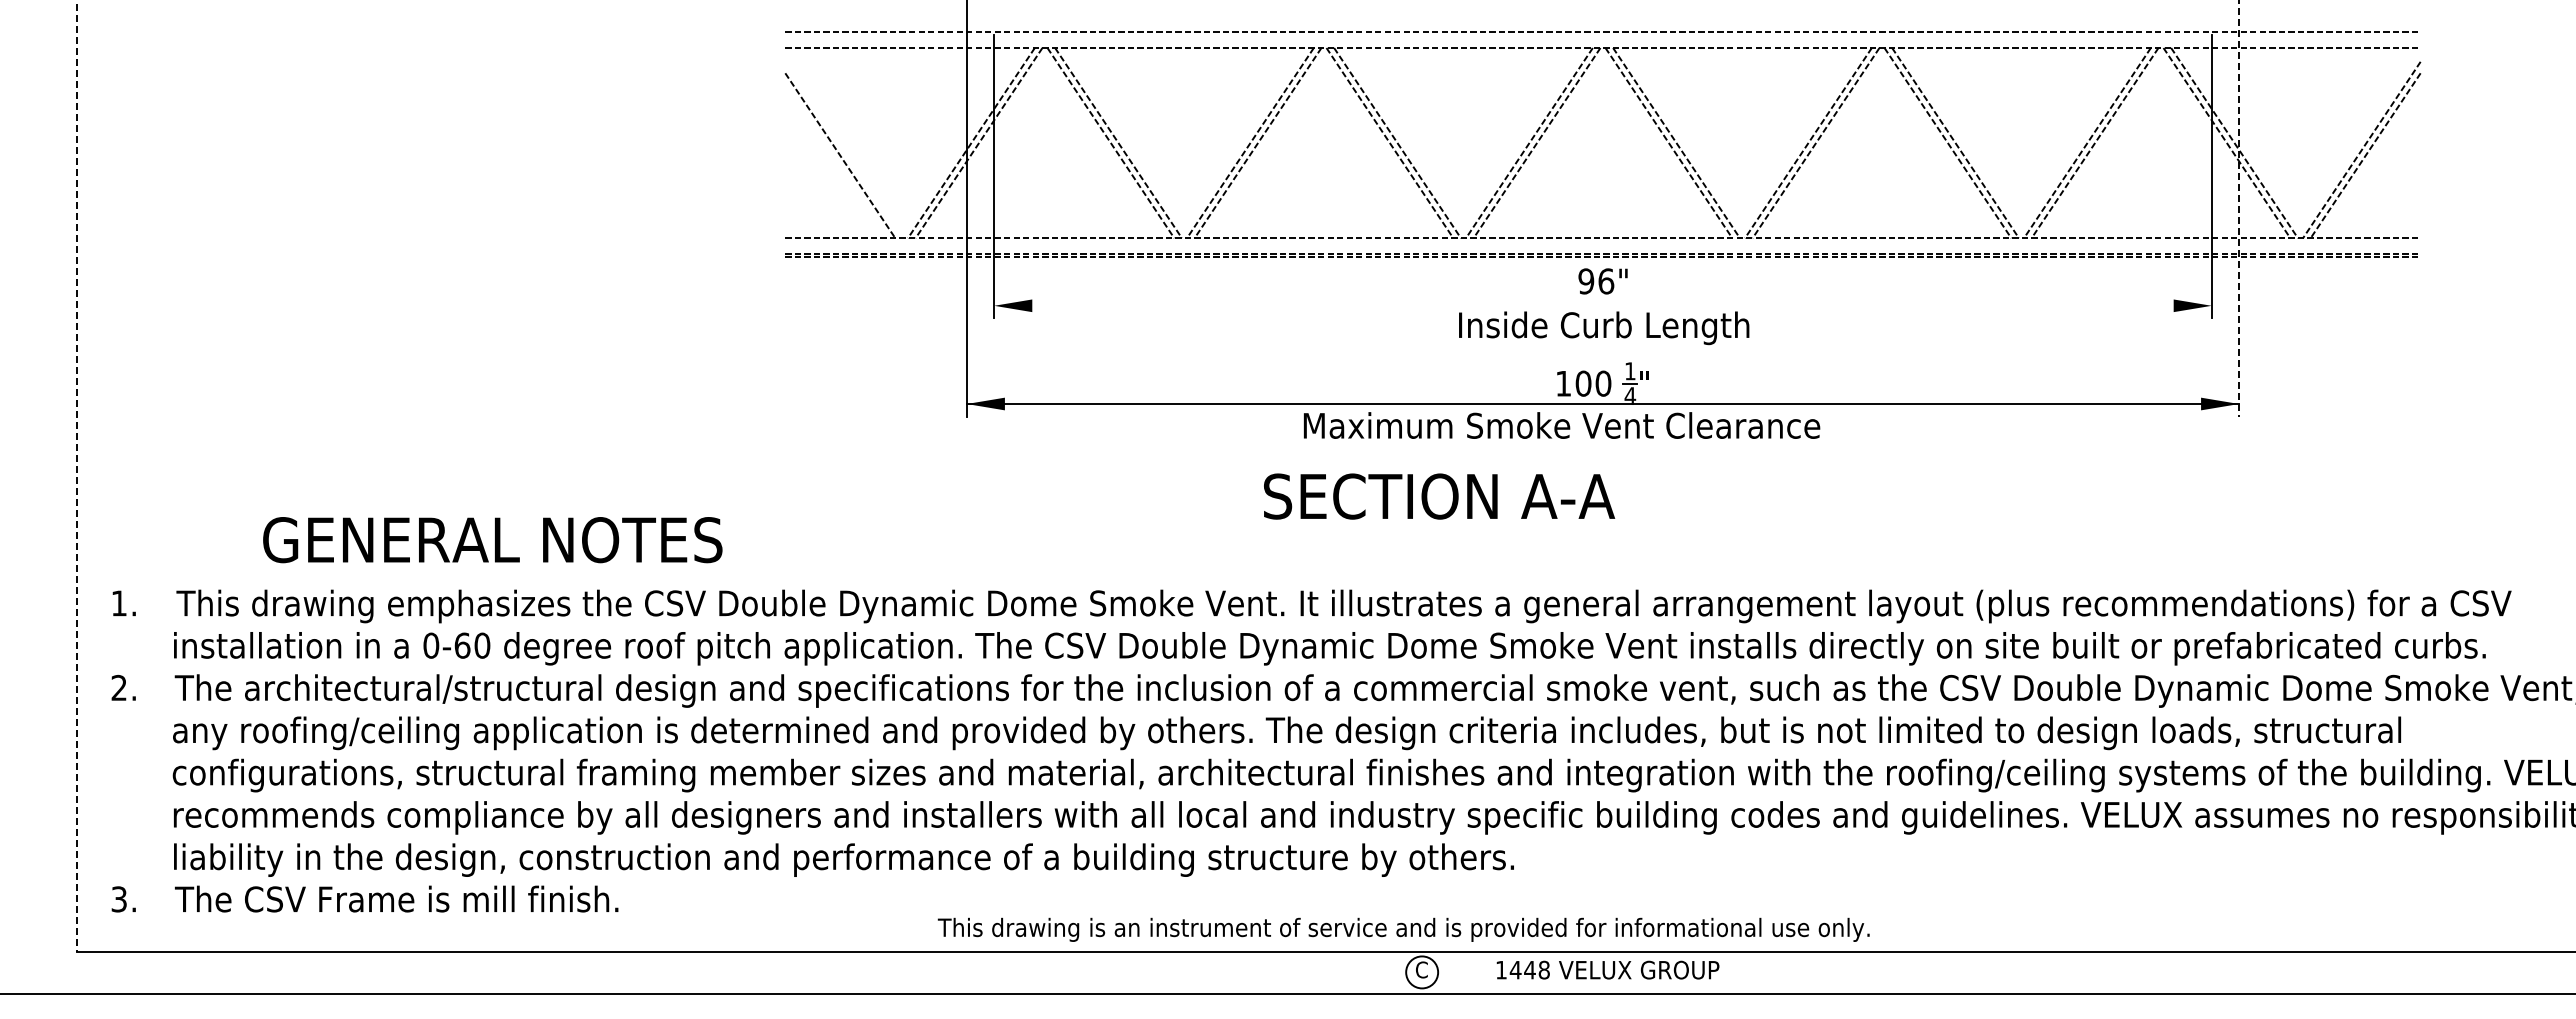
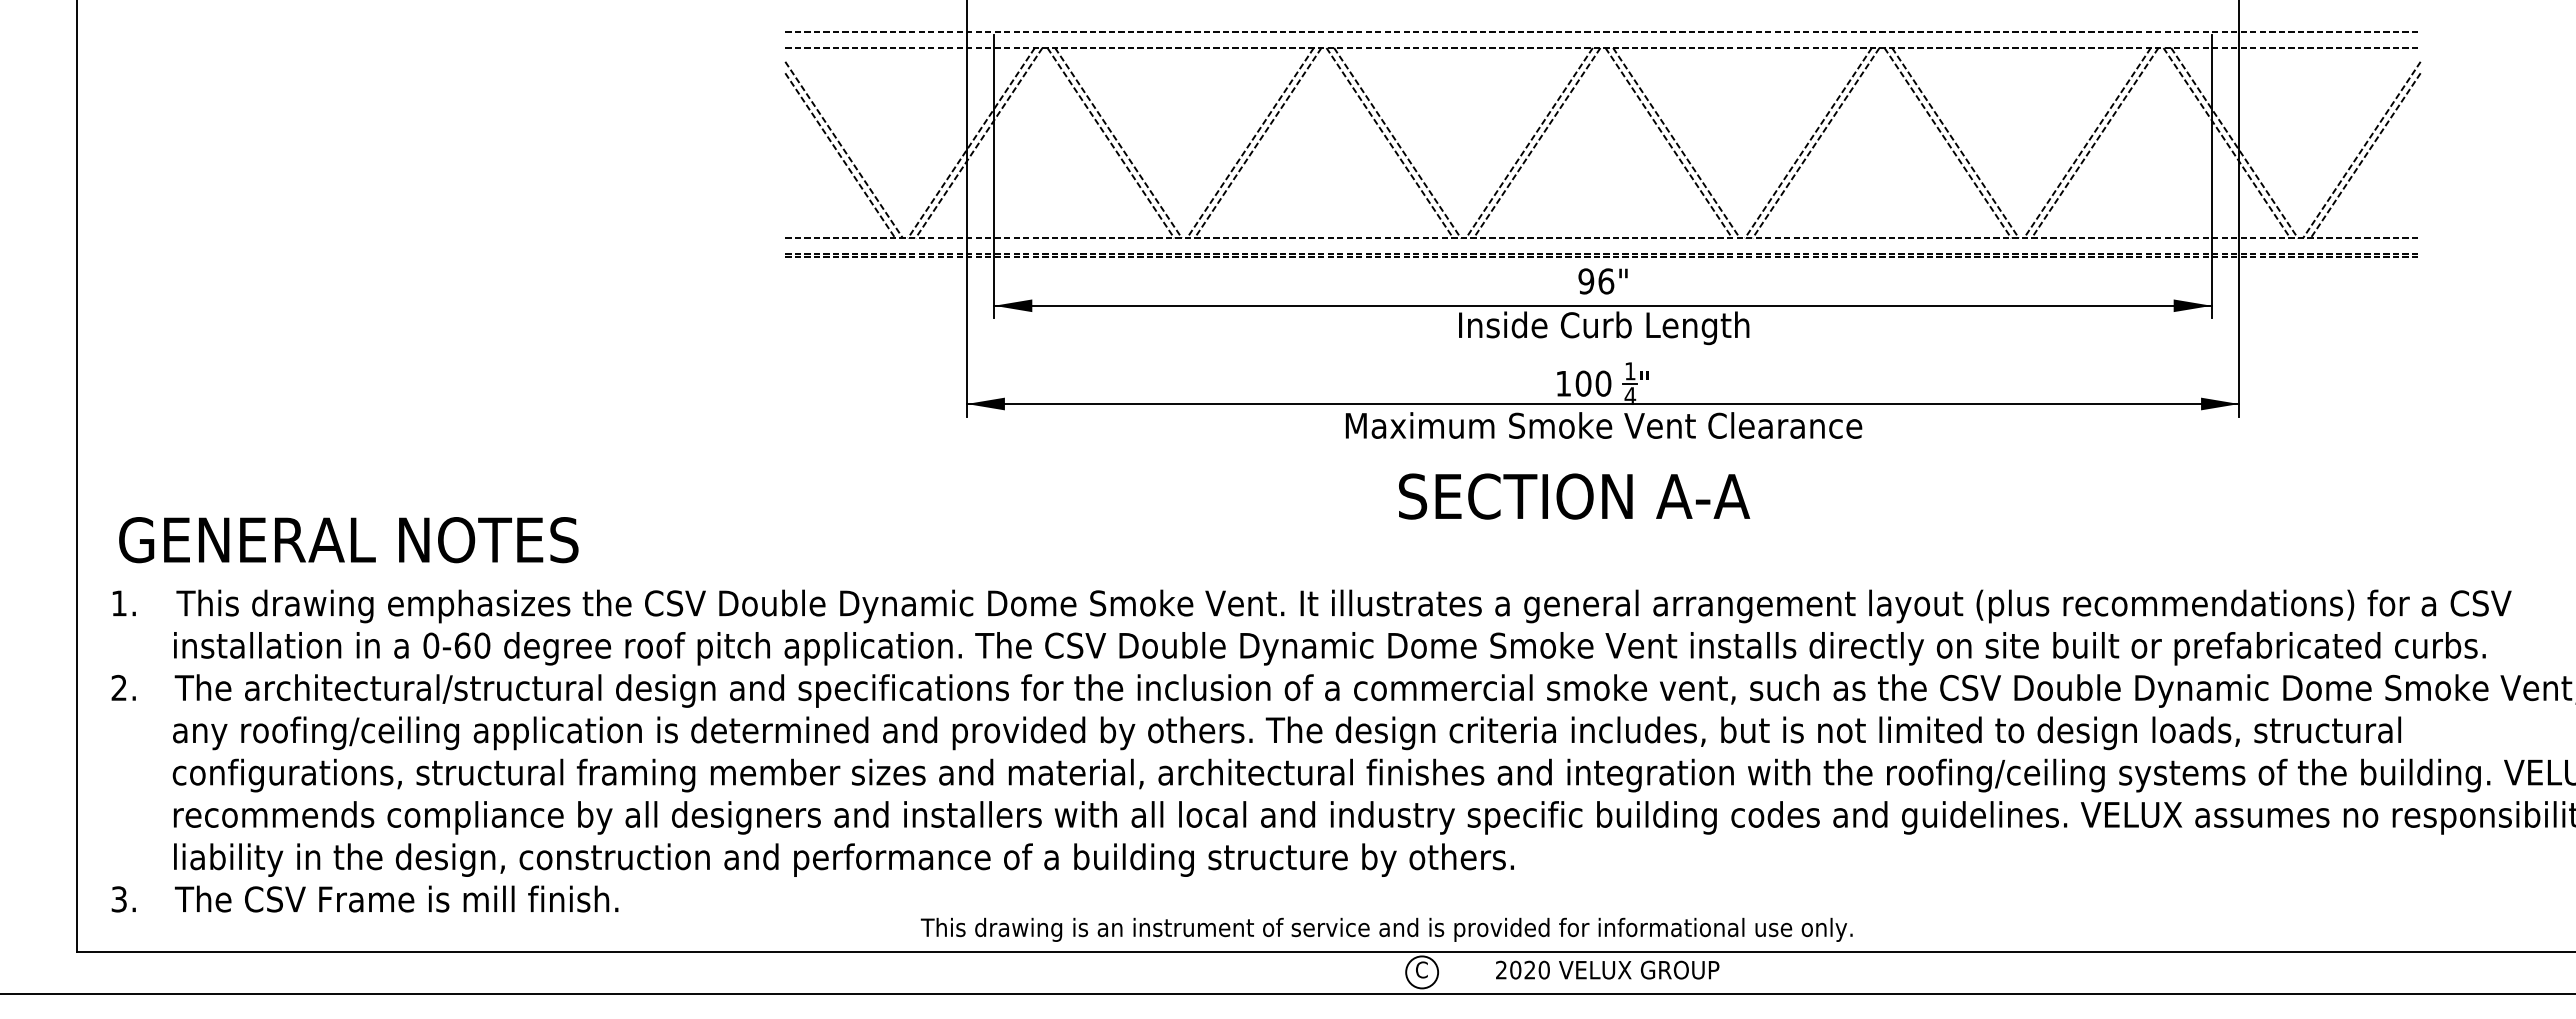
line: none -> present (843, 149)
line: dashed -> solid (2239, 208)
line: none -> present (1602, 305)
text position: (1562, 425) -> (1604, 425) (1604, 425)
line: dashed -> solid (77, 476)
text position: (1439, 496) -> (1574, 496) (1574, 496)
text position: (492, 540) -> (348, 540) (348, 540)
text position: (1403, 929) -> (1386, 929) (1386, 929)
text: 1448 -> 2020 (1522, 969)
